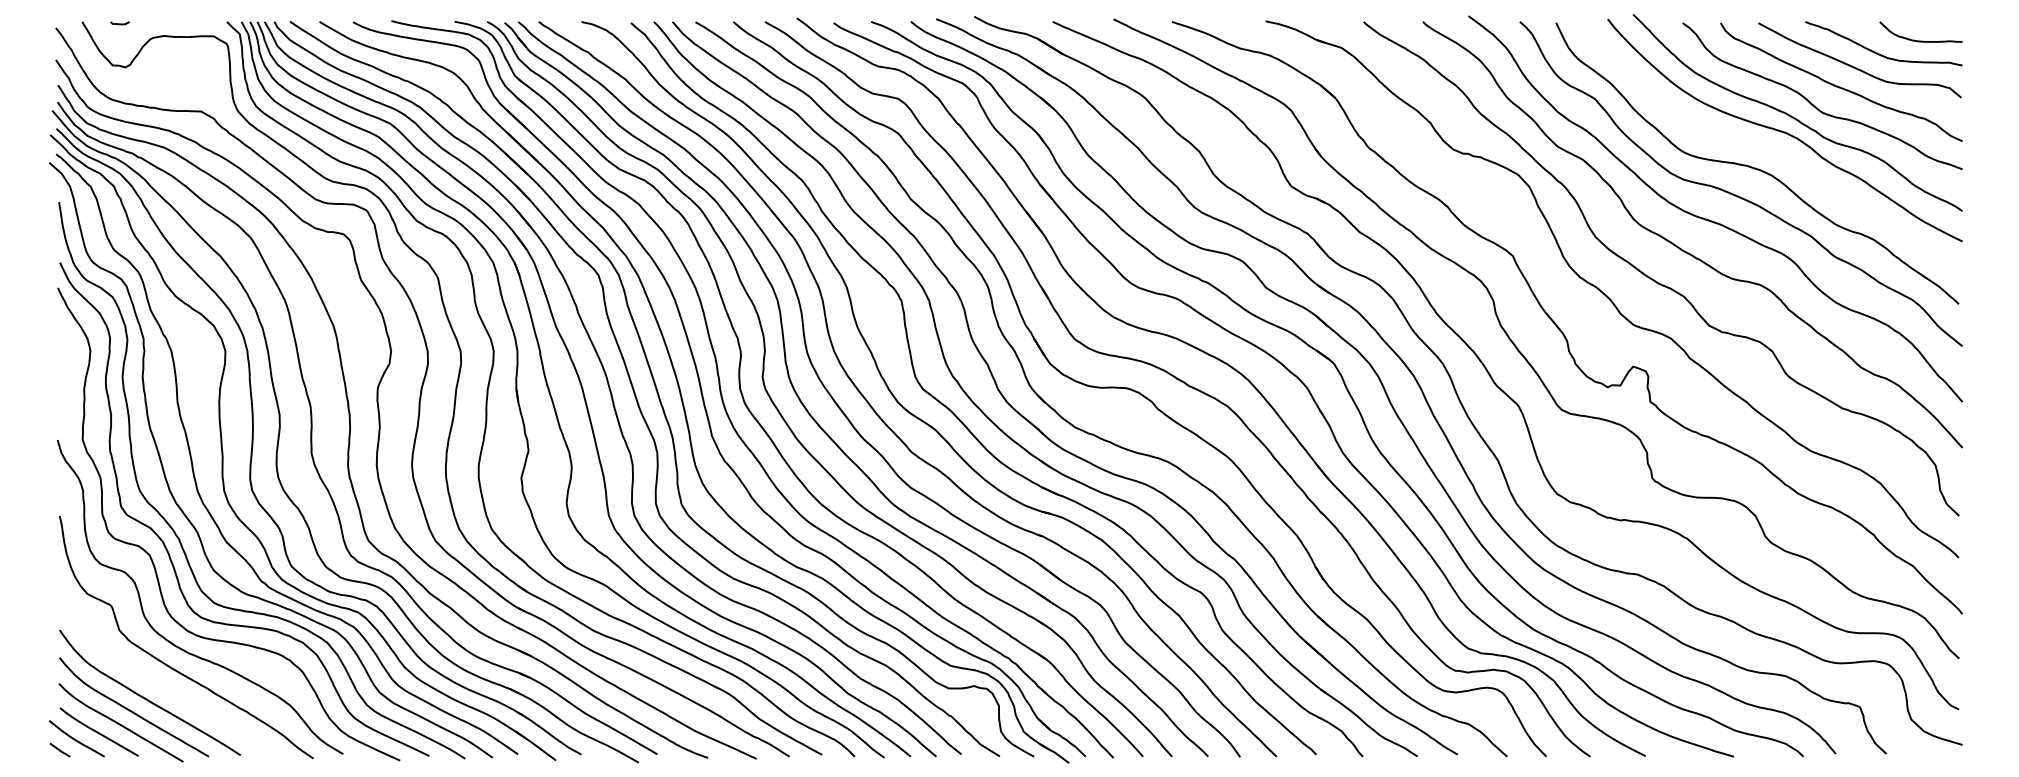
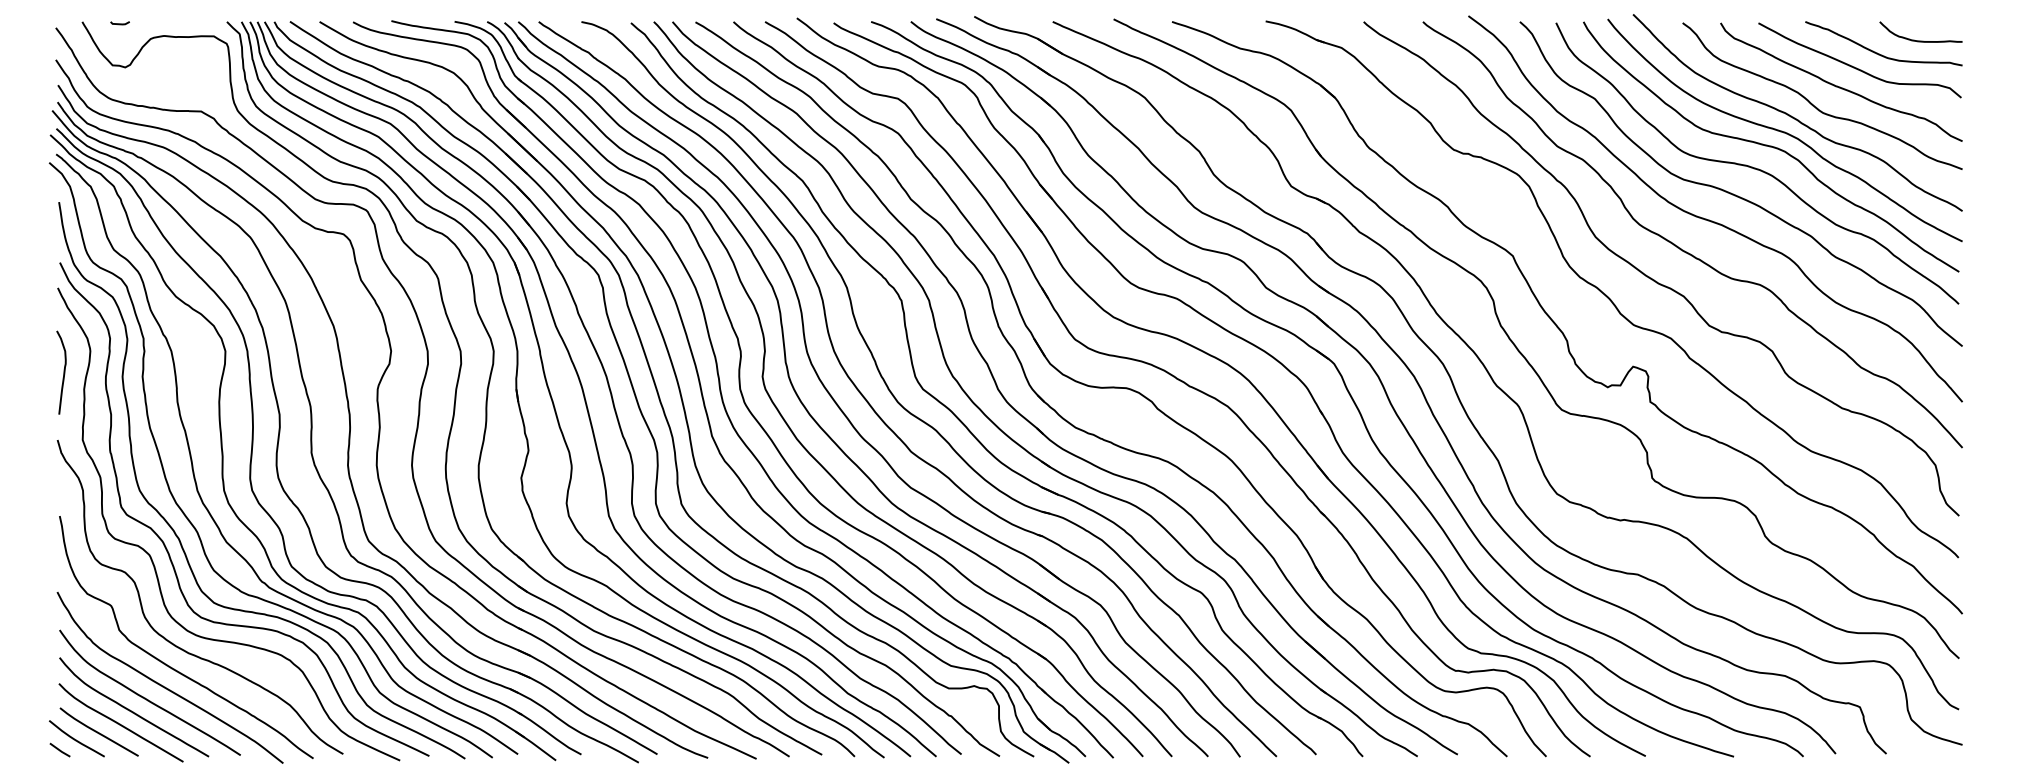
curve: none -> present (1771, 146)
curve: none -> present (63, 372)
curve: none -> present (165, 686)
